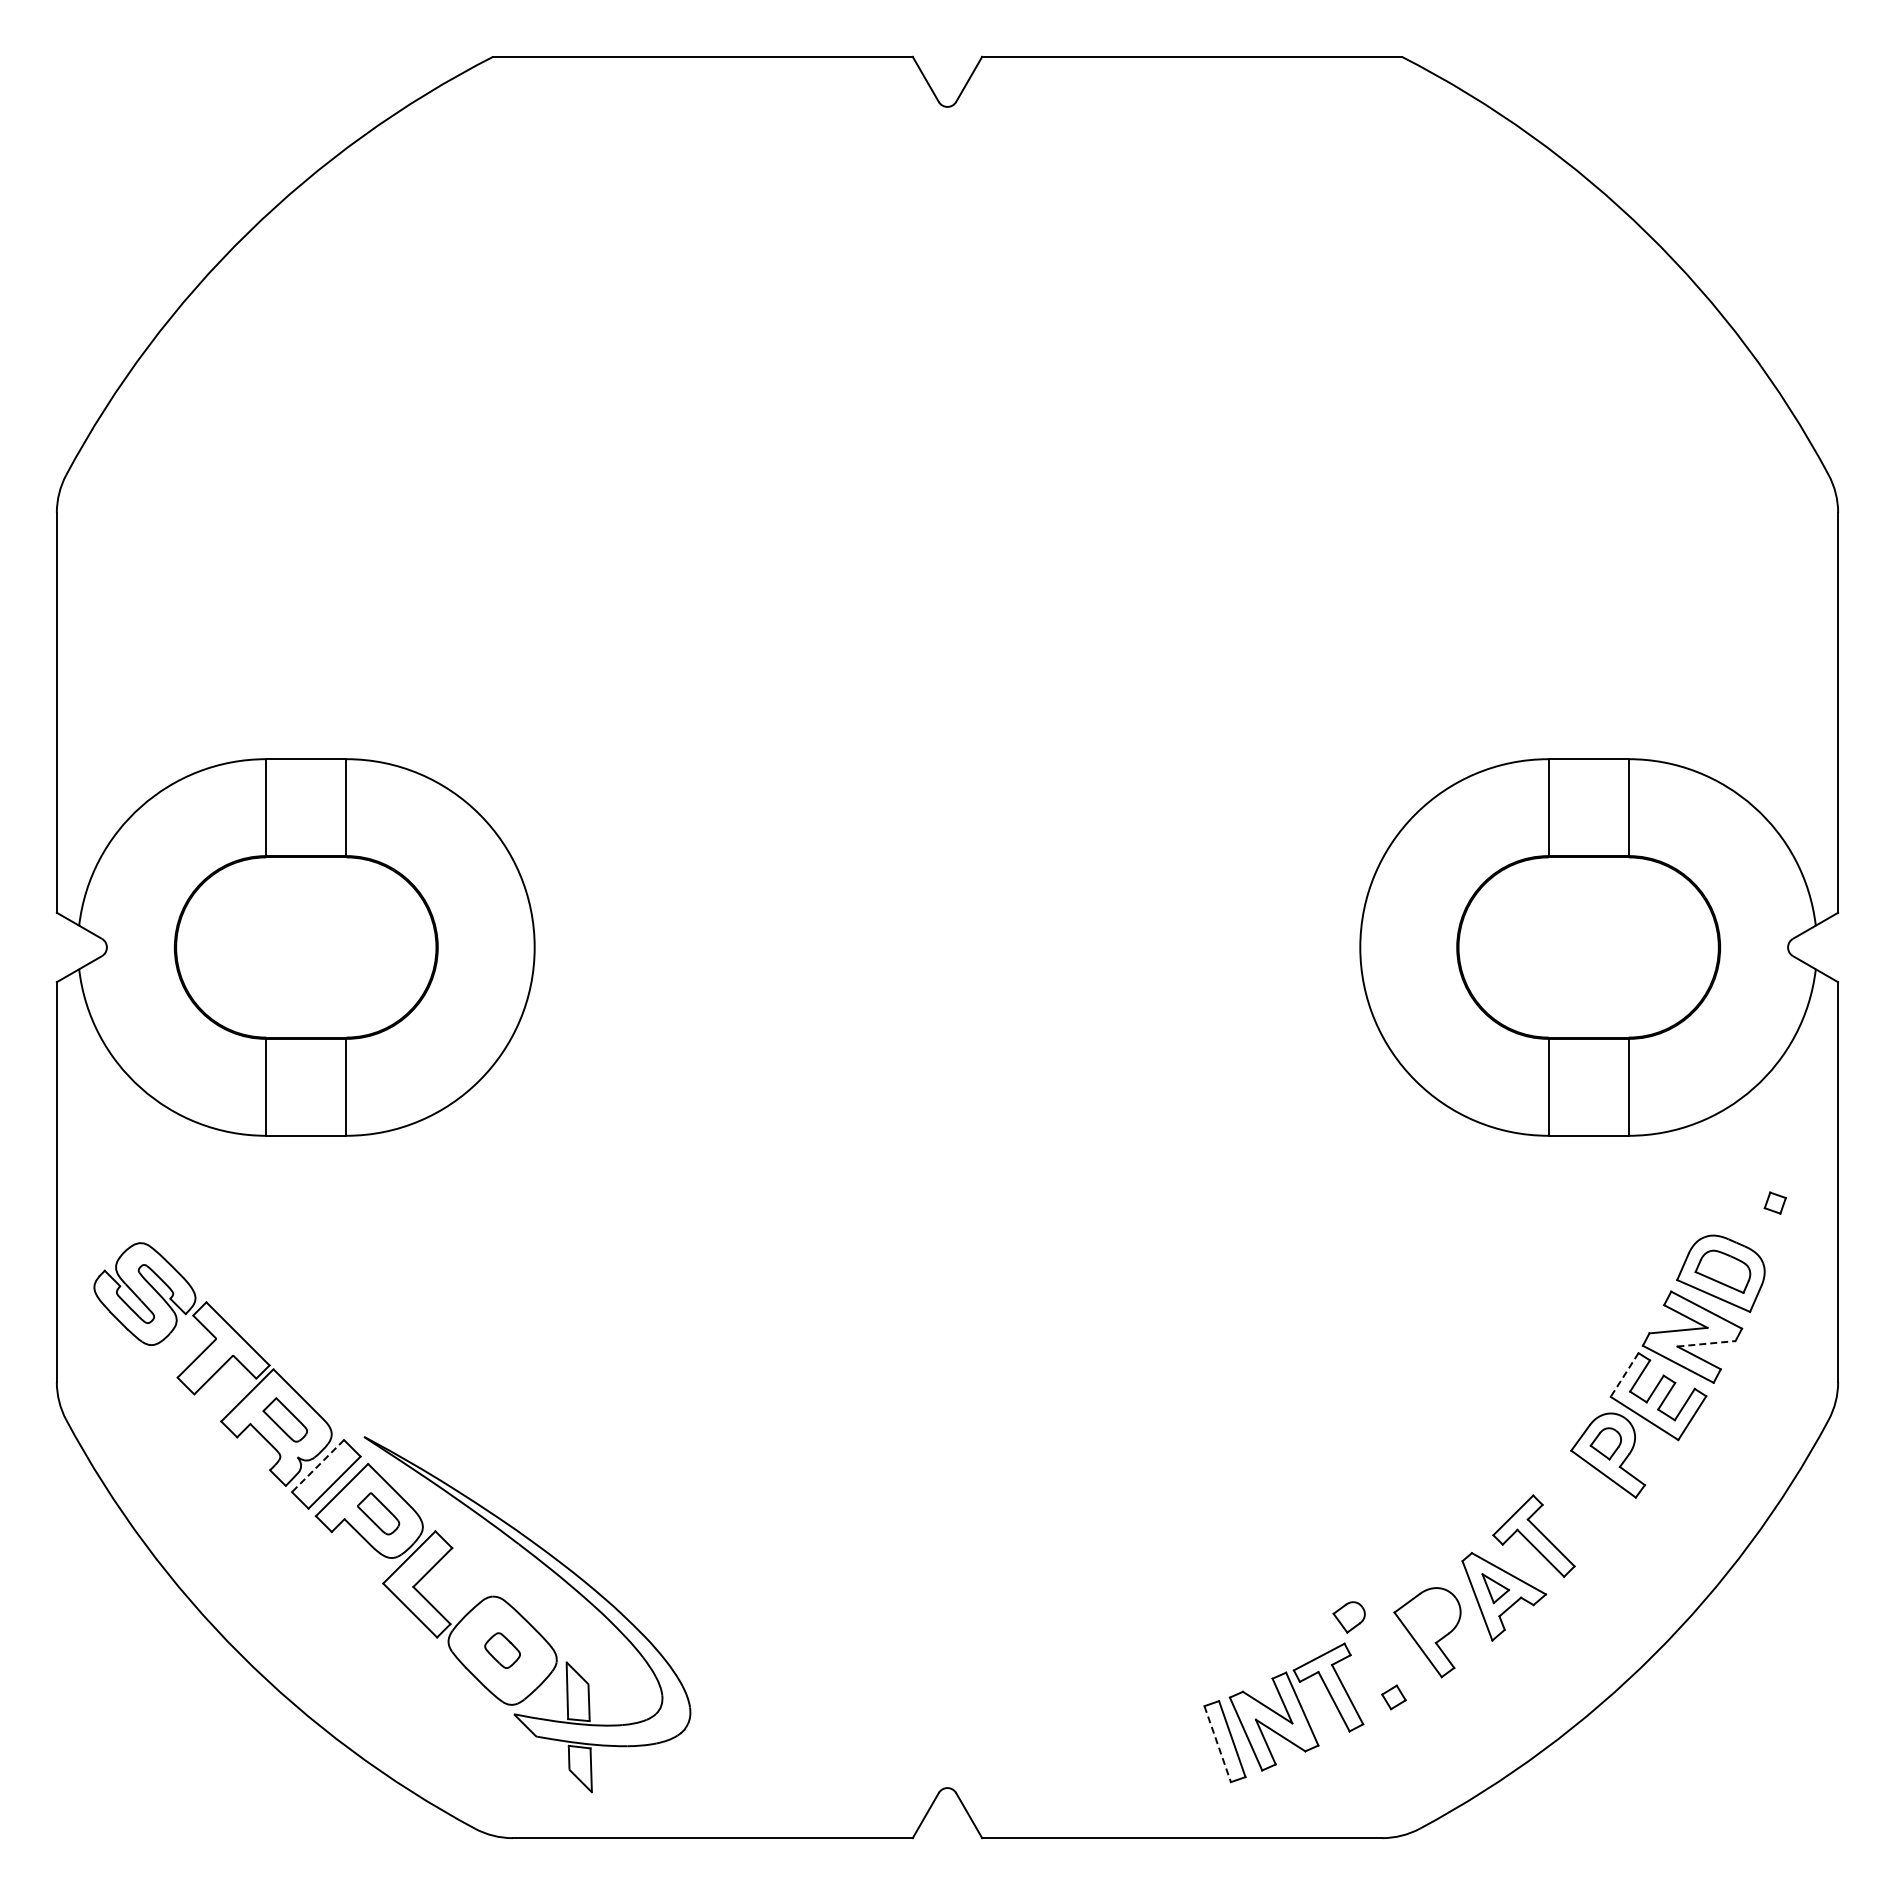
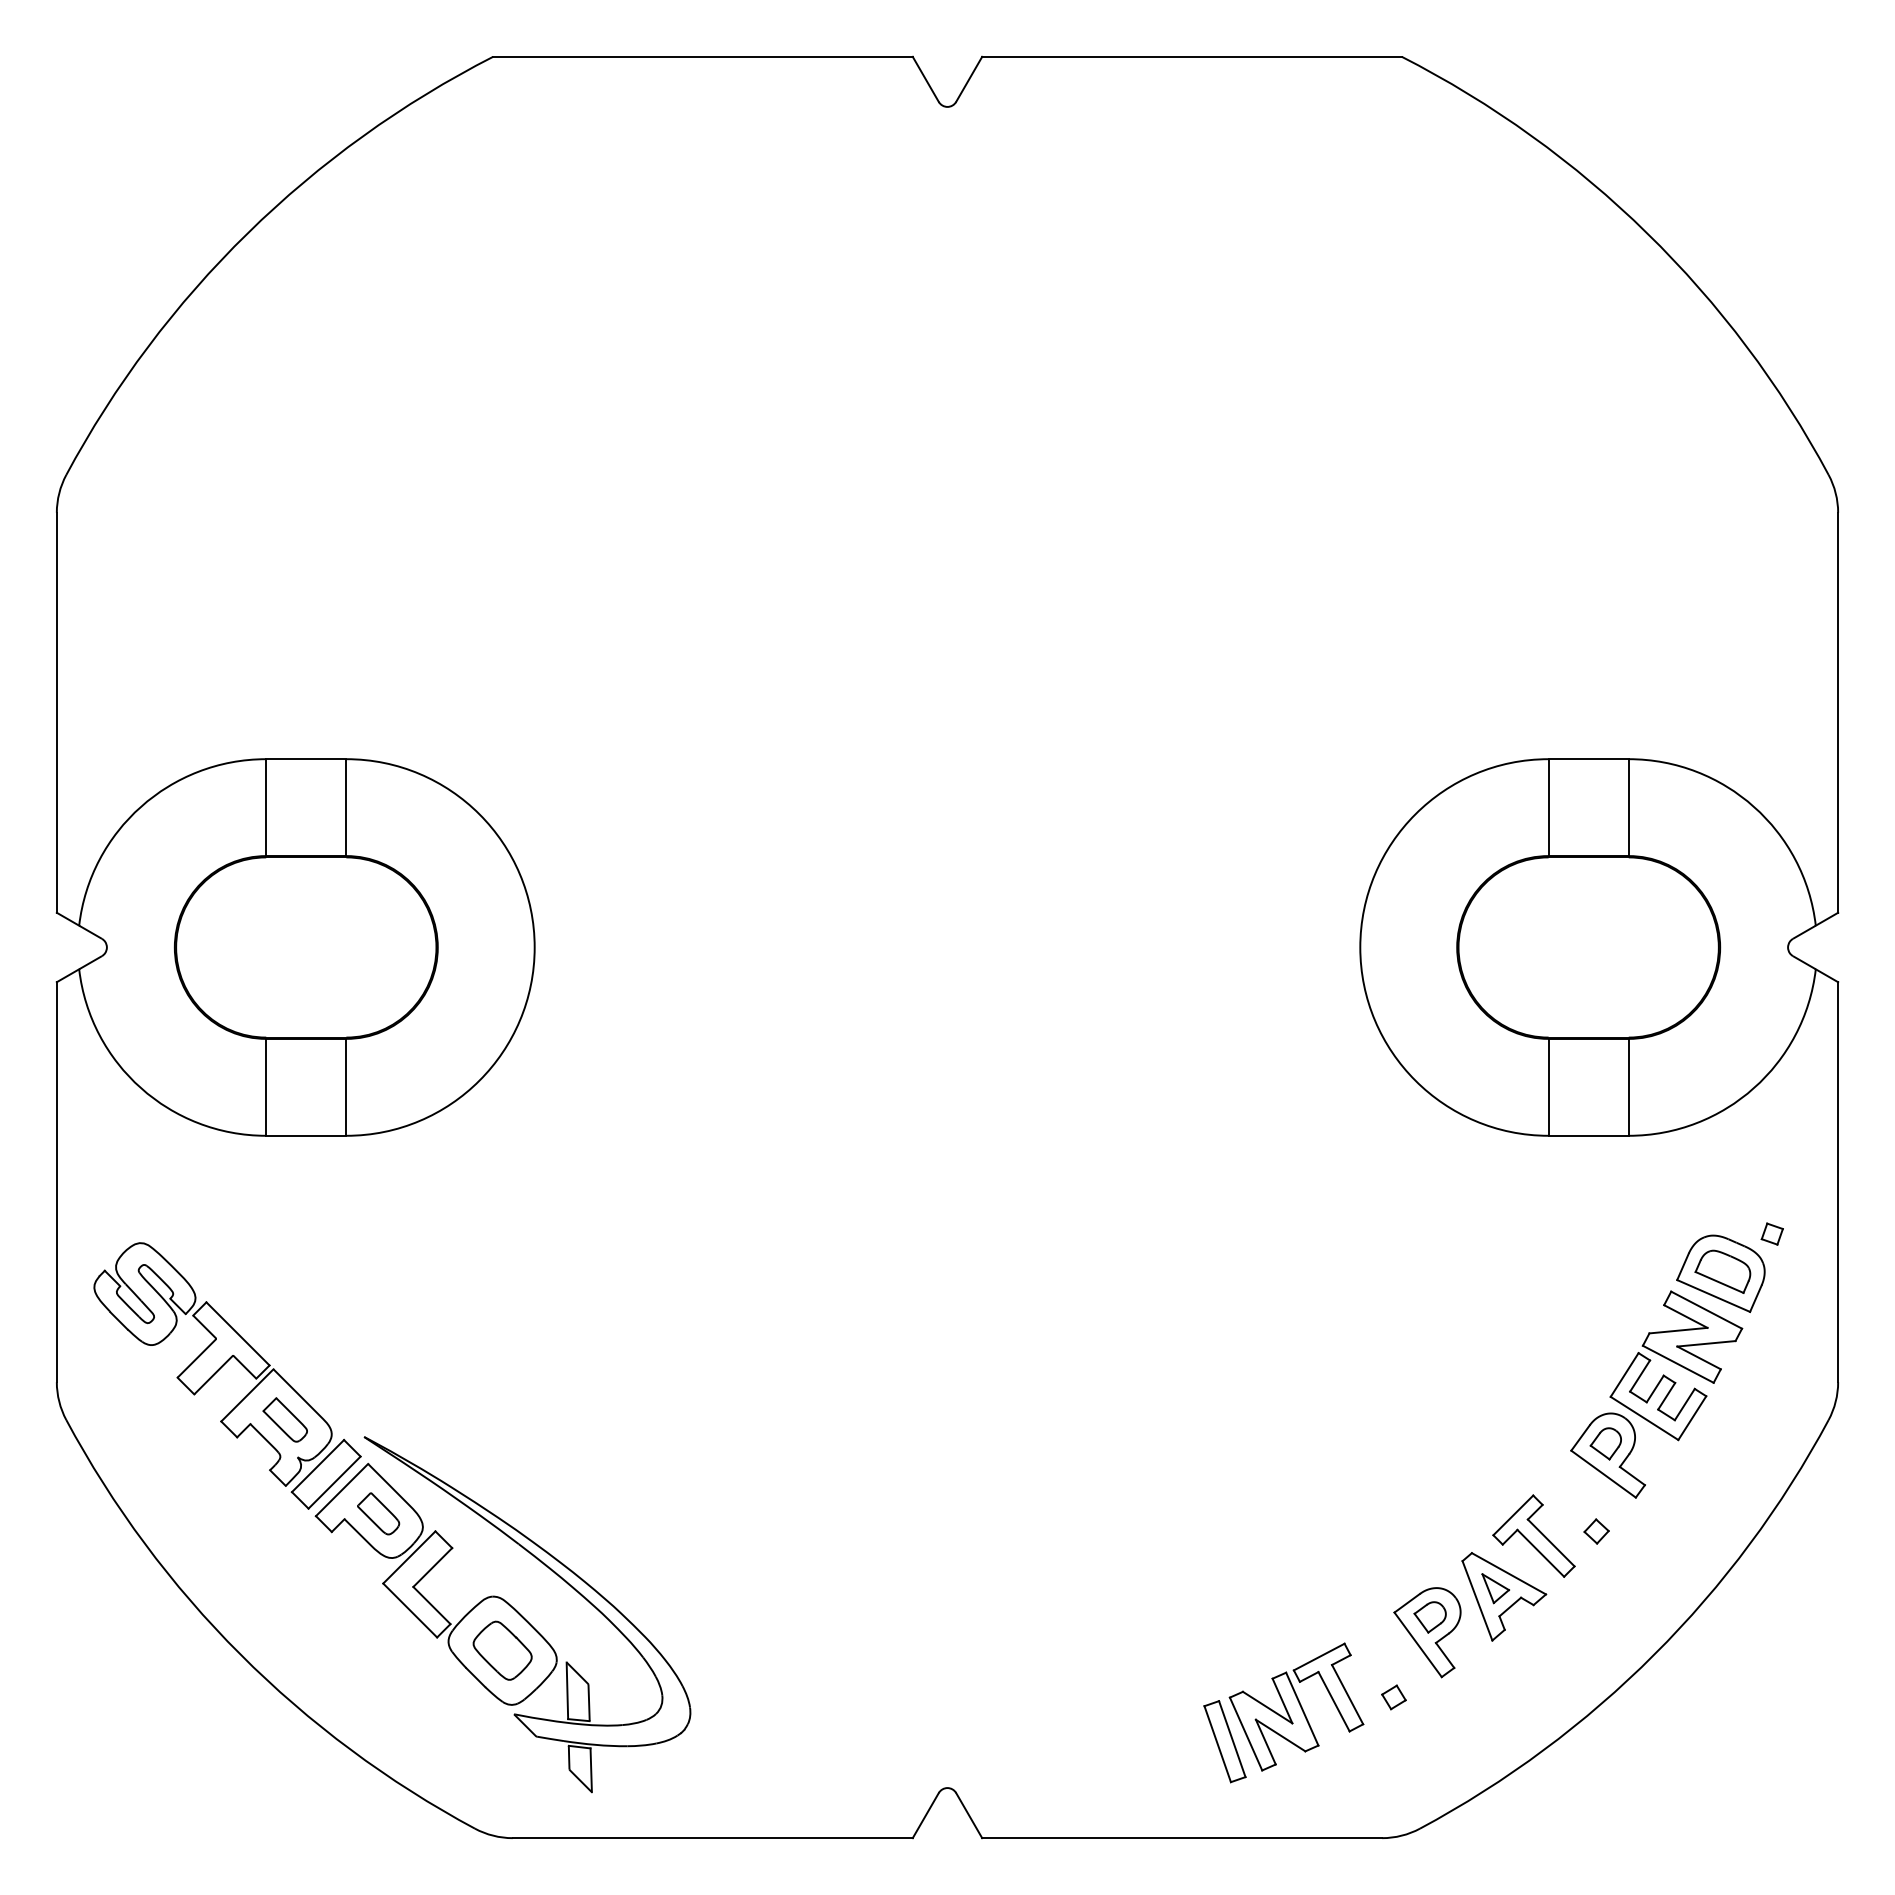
part position: (1774, 1202) -> (1771, 1233) (1771, 1233)
line: dashed -> solid (1706, 1343)
line: dashed -> solid (1624, 1375)
line: dashed -> solid (318, 1466)
part: none -> present (1596, 1531)
part position: (1348, 1617) -> (1429, 1617) (1429, 1617)
part size: 37x37 px -> 61x61 px (502, 1650)
line: dashed -> solid (1217, 1744)
